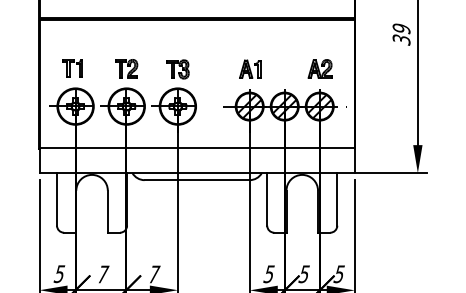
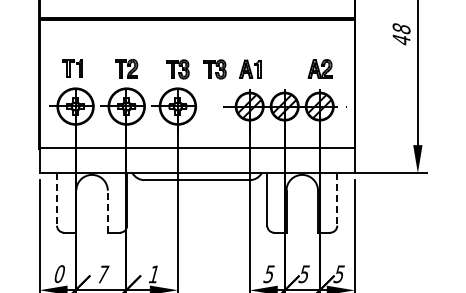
text: 39 -> 48 (401, 34)
part: none -> present (214, 69)
line: solid -> dashed (57, 199)
line: solid -> dashed (337, 199)
line: solid -> dashed (107, 211)
text: 5 -> 0 (59, 274)
text: 7 -> 1 (154, 274)
